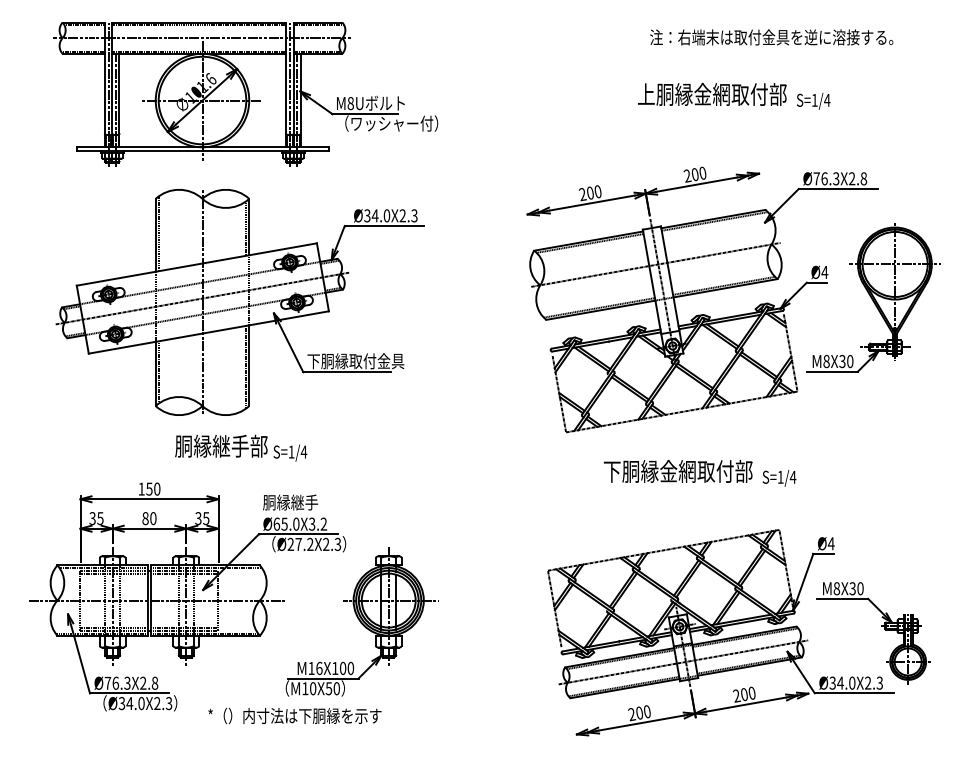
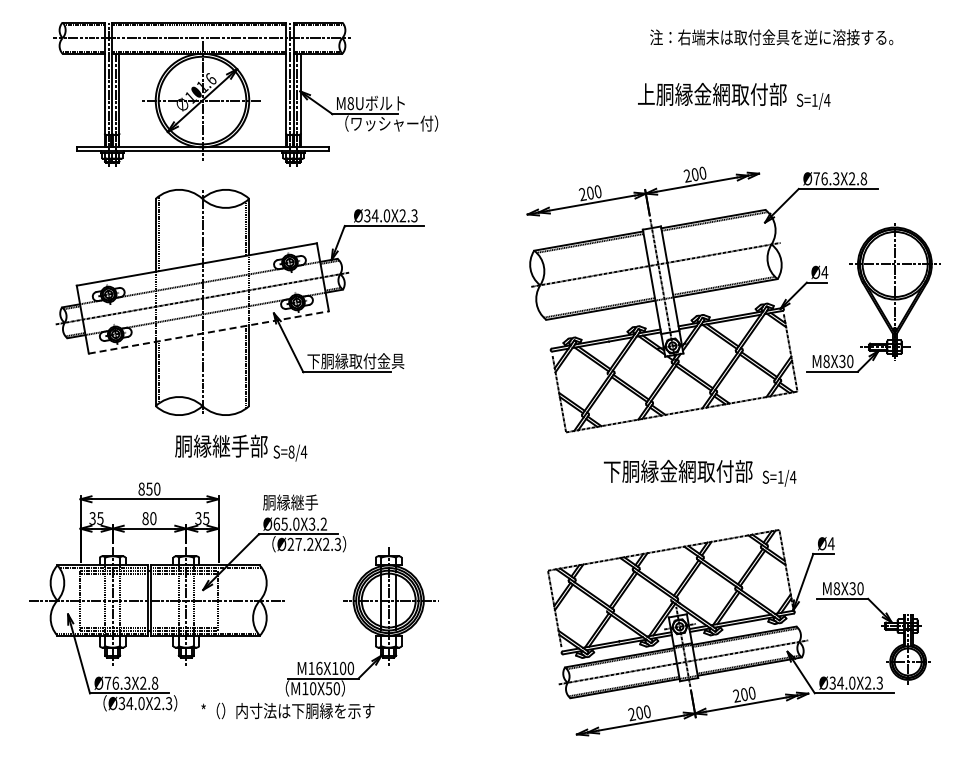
line: solid -> dashed (208, 332)
text: S=1/4 -> S=8/4 (291, 451)
text: 150 -> 850 (141, 488)
text position: (294, 715) -> (287, 710) (287, 710)
